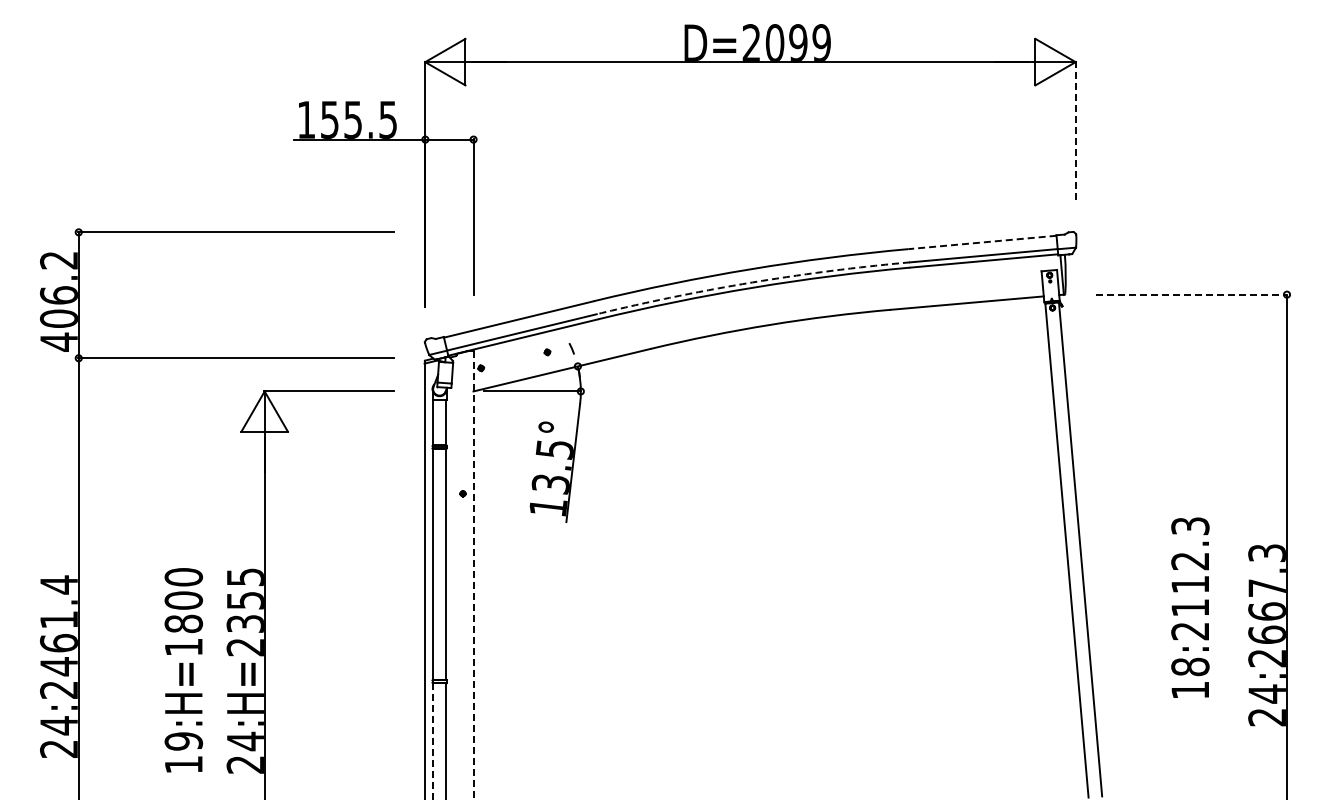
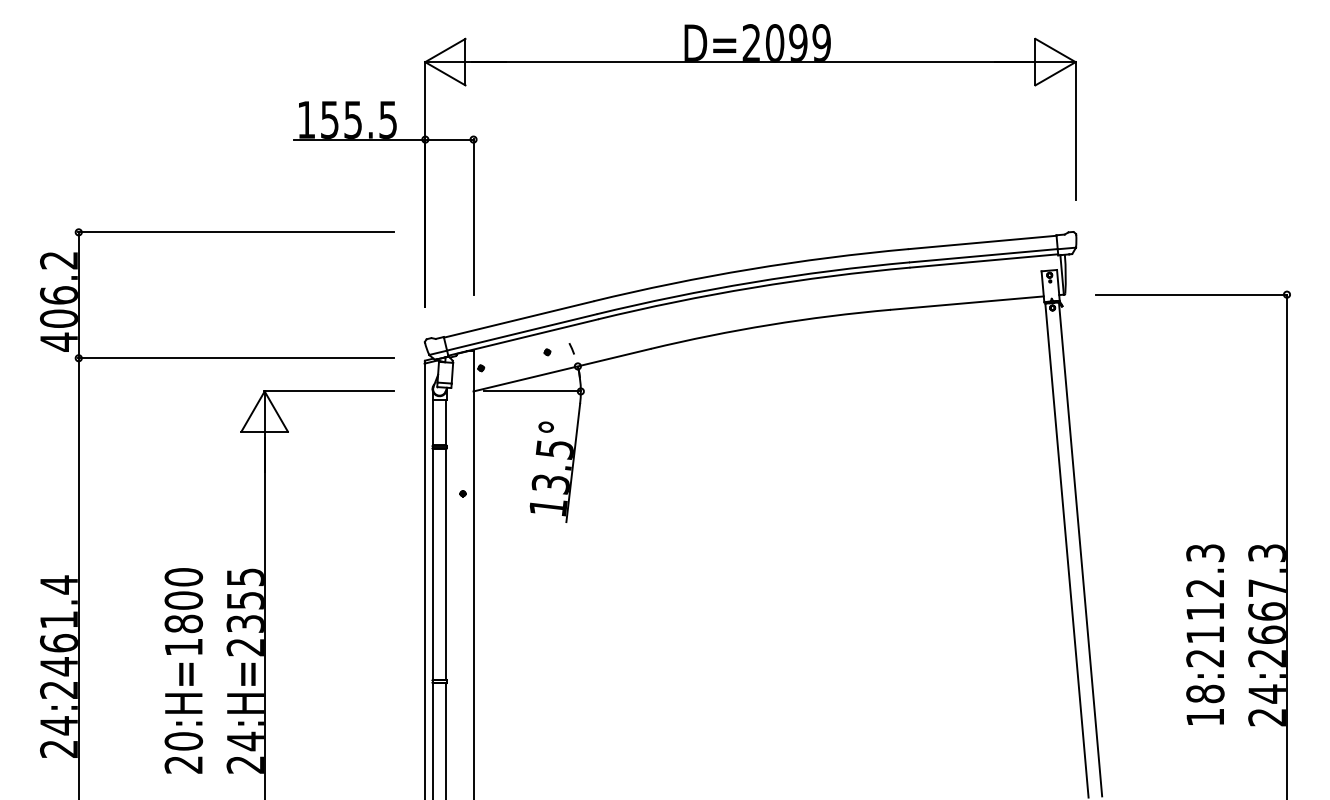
line: dashed -> solid (1075, 130)
line: dashed -> solid (982, 242)
arc: dashed -> solid (752, 282)
line: dashed -> solid (1191, 294)
line: dashed -> solid (473, 575)
text position: (1190, 607) -> (1205, 634) (1205, 634)
line: dashed -> solid (433, 741)
text: 19:H=1800 -> 20:H=1800 (183, 752)
